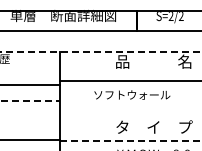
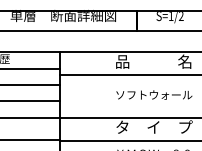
text: S=2/2 -> S=1/2 (170, 16)
line: dashed -> solid (101, 51)
line: none -> present (31, 68)
line position: (129, 81) -> (129, 75) (129, 75)
text position: (132, 94) -> (154, 94) (154, 94)
line: dashed -> solid (30, 101)
line: none -> present (100, 117)
line: dashed -> solid (131, 140)
